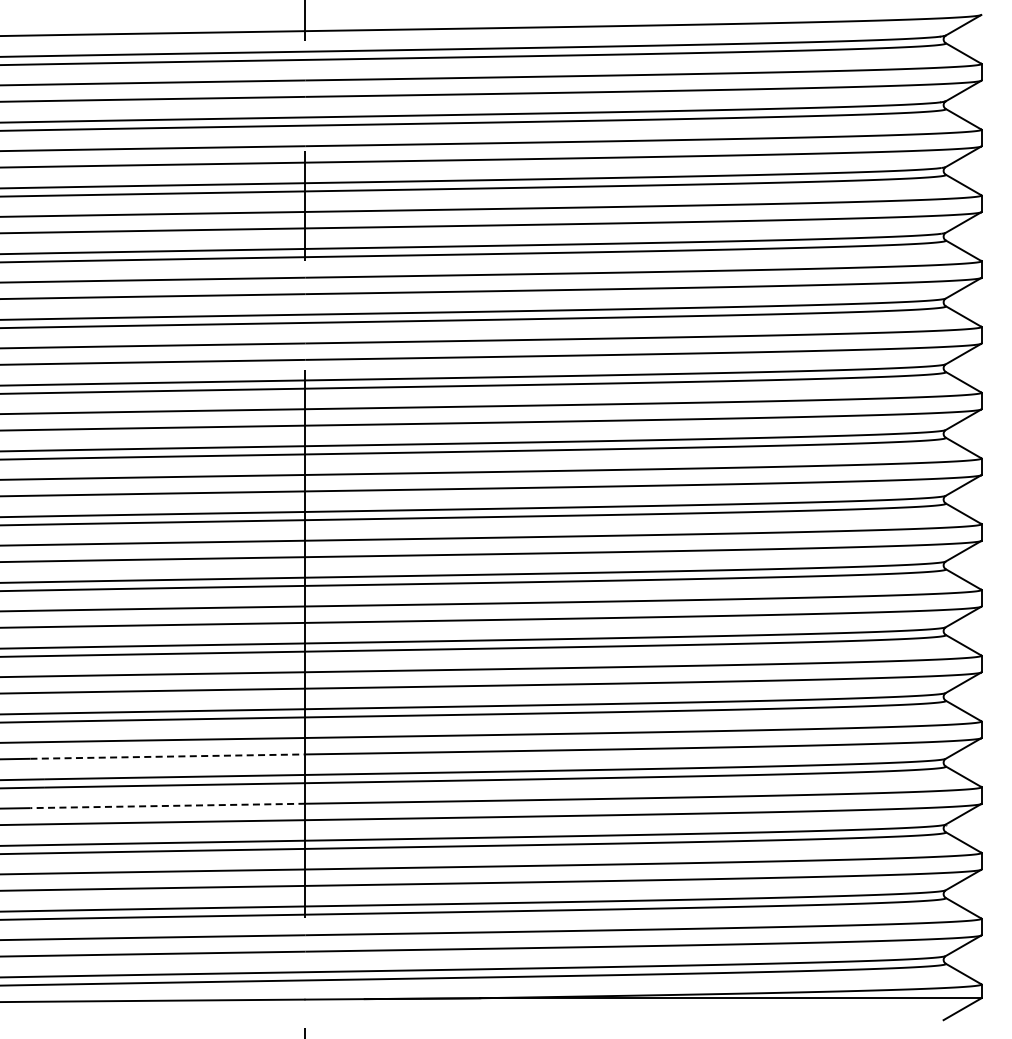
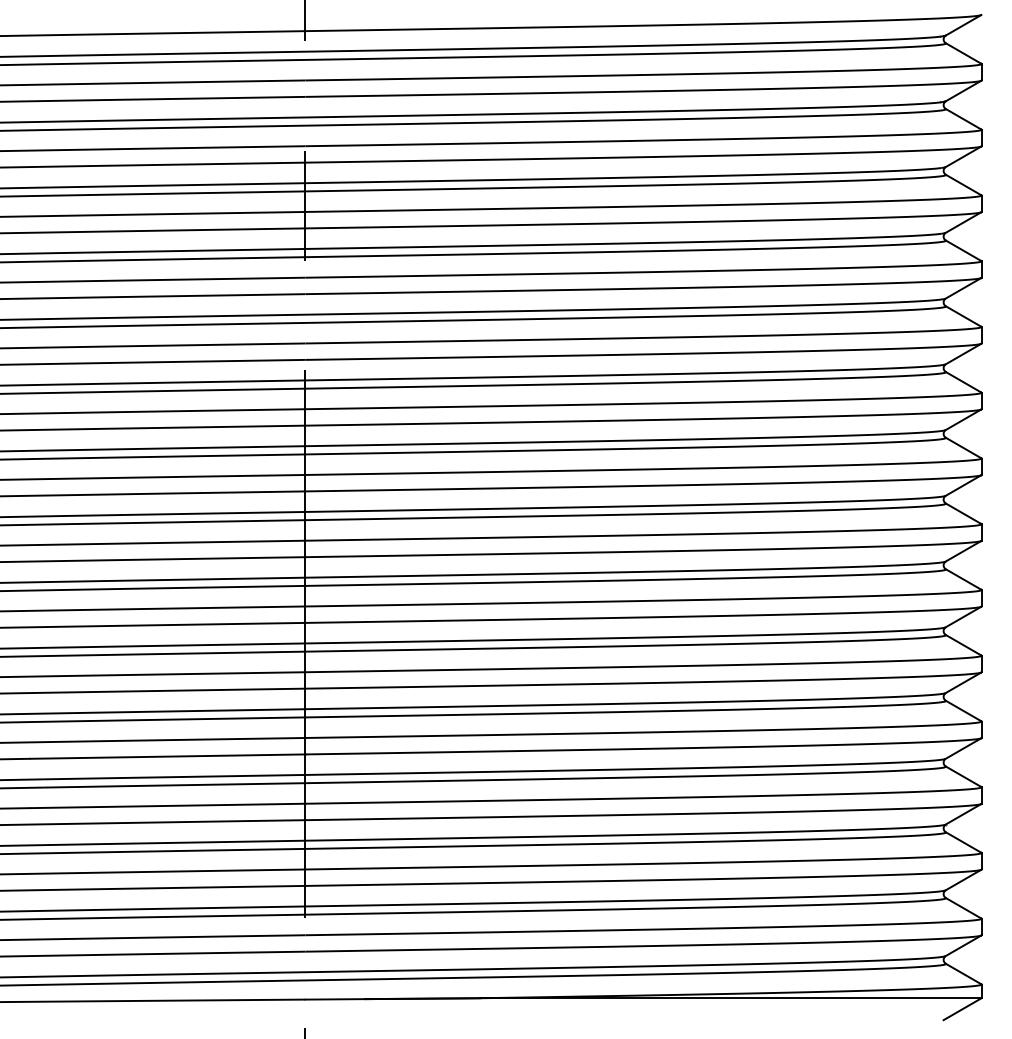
line: dashed -> solid (167, 756)
line: dashed -> solid (167, 805)
